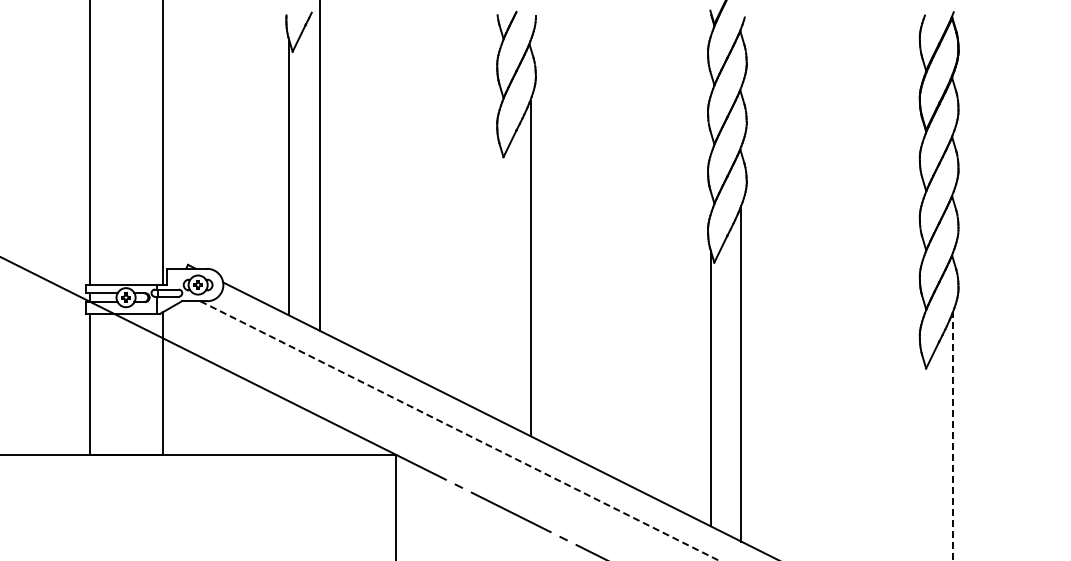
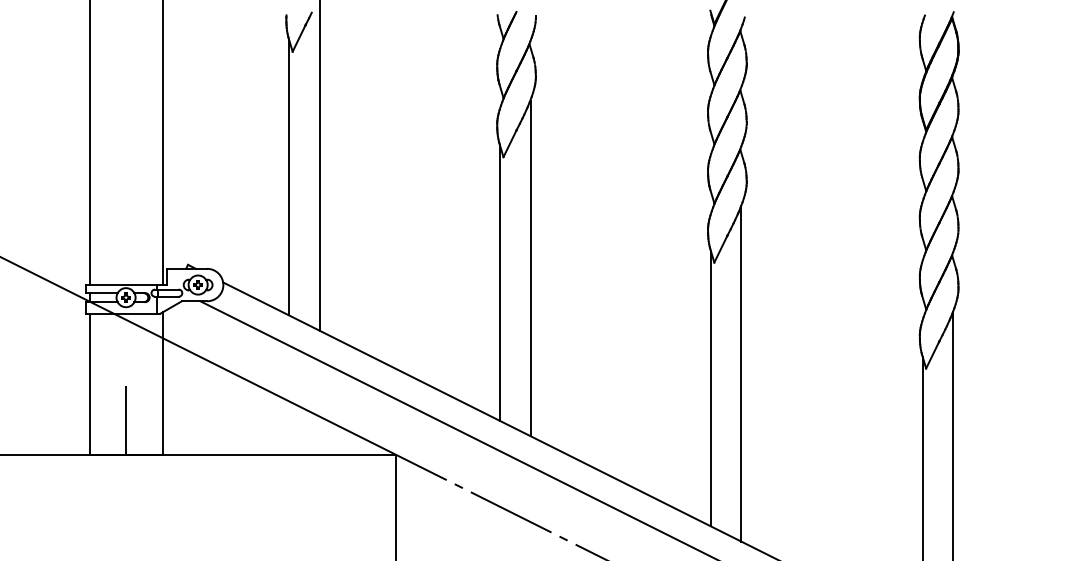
line: none -> present (500, 282)
line: none -> present (126, 420)
line: dashed -> solid (459, 430)
line: dashed -> solid (953, 435)
line: none -> present (922, 456)
